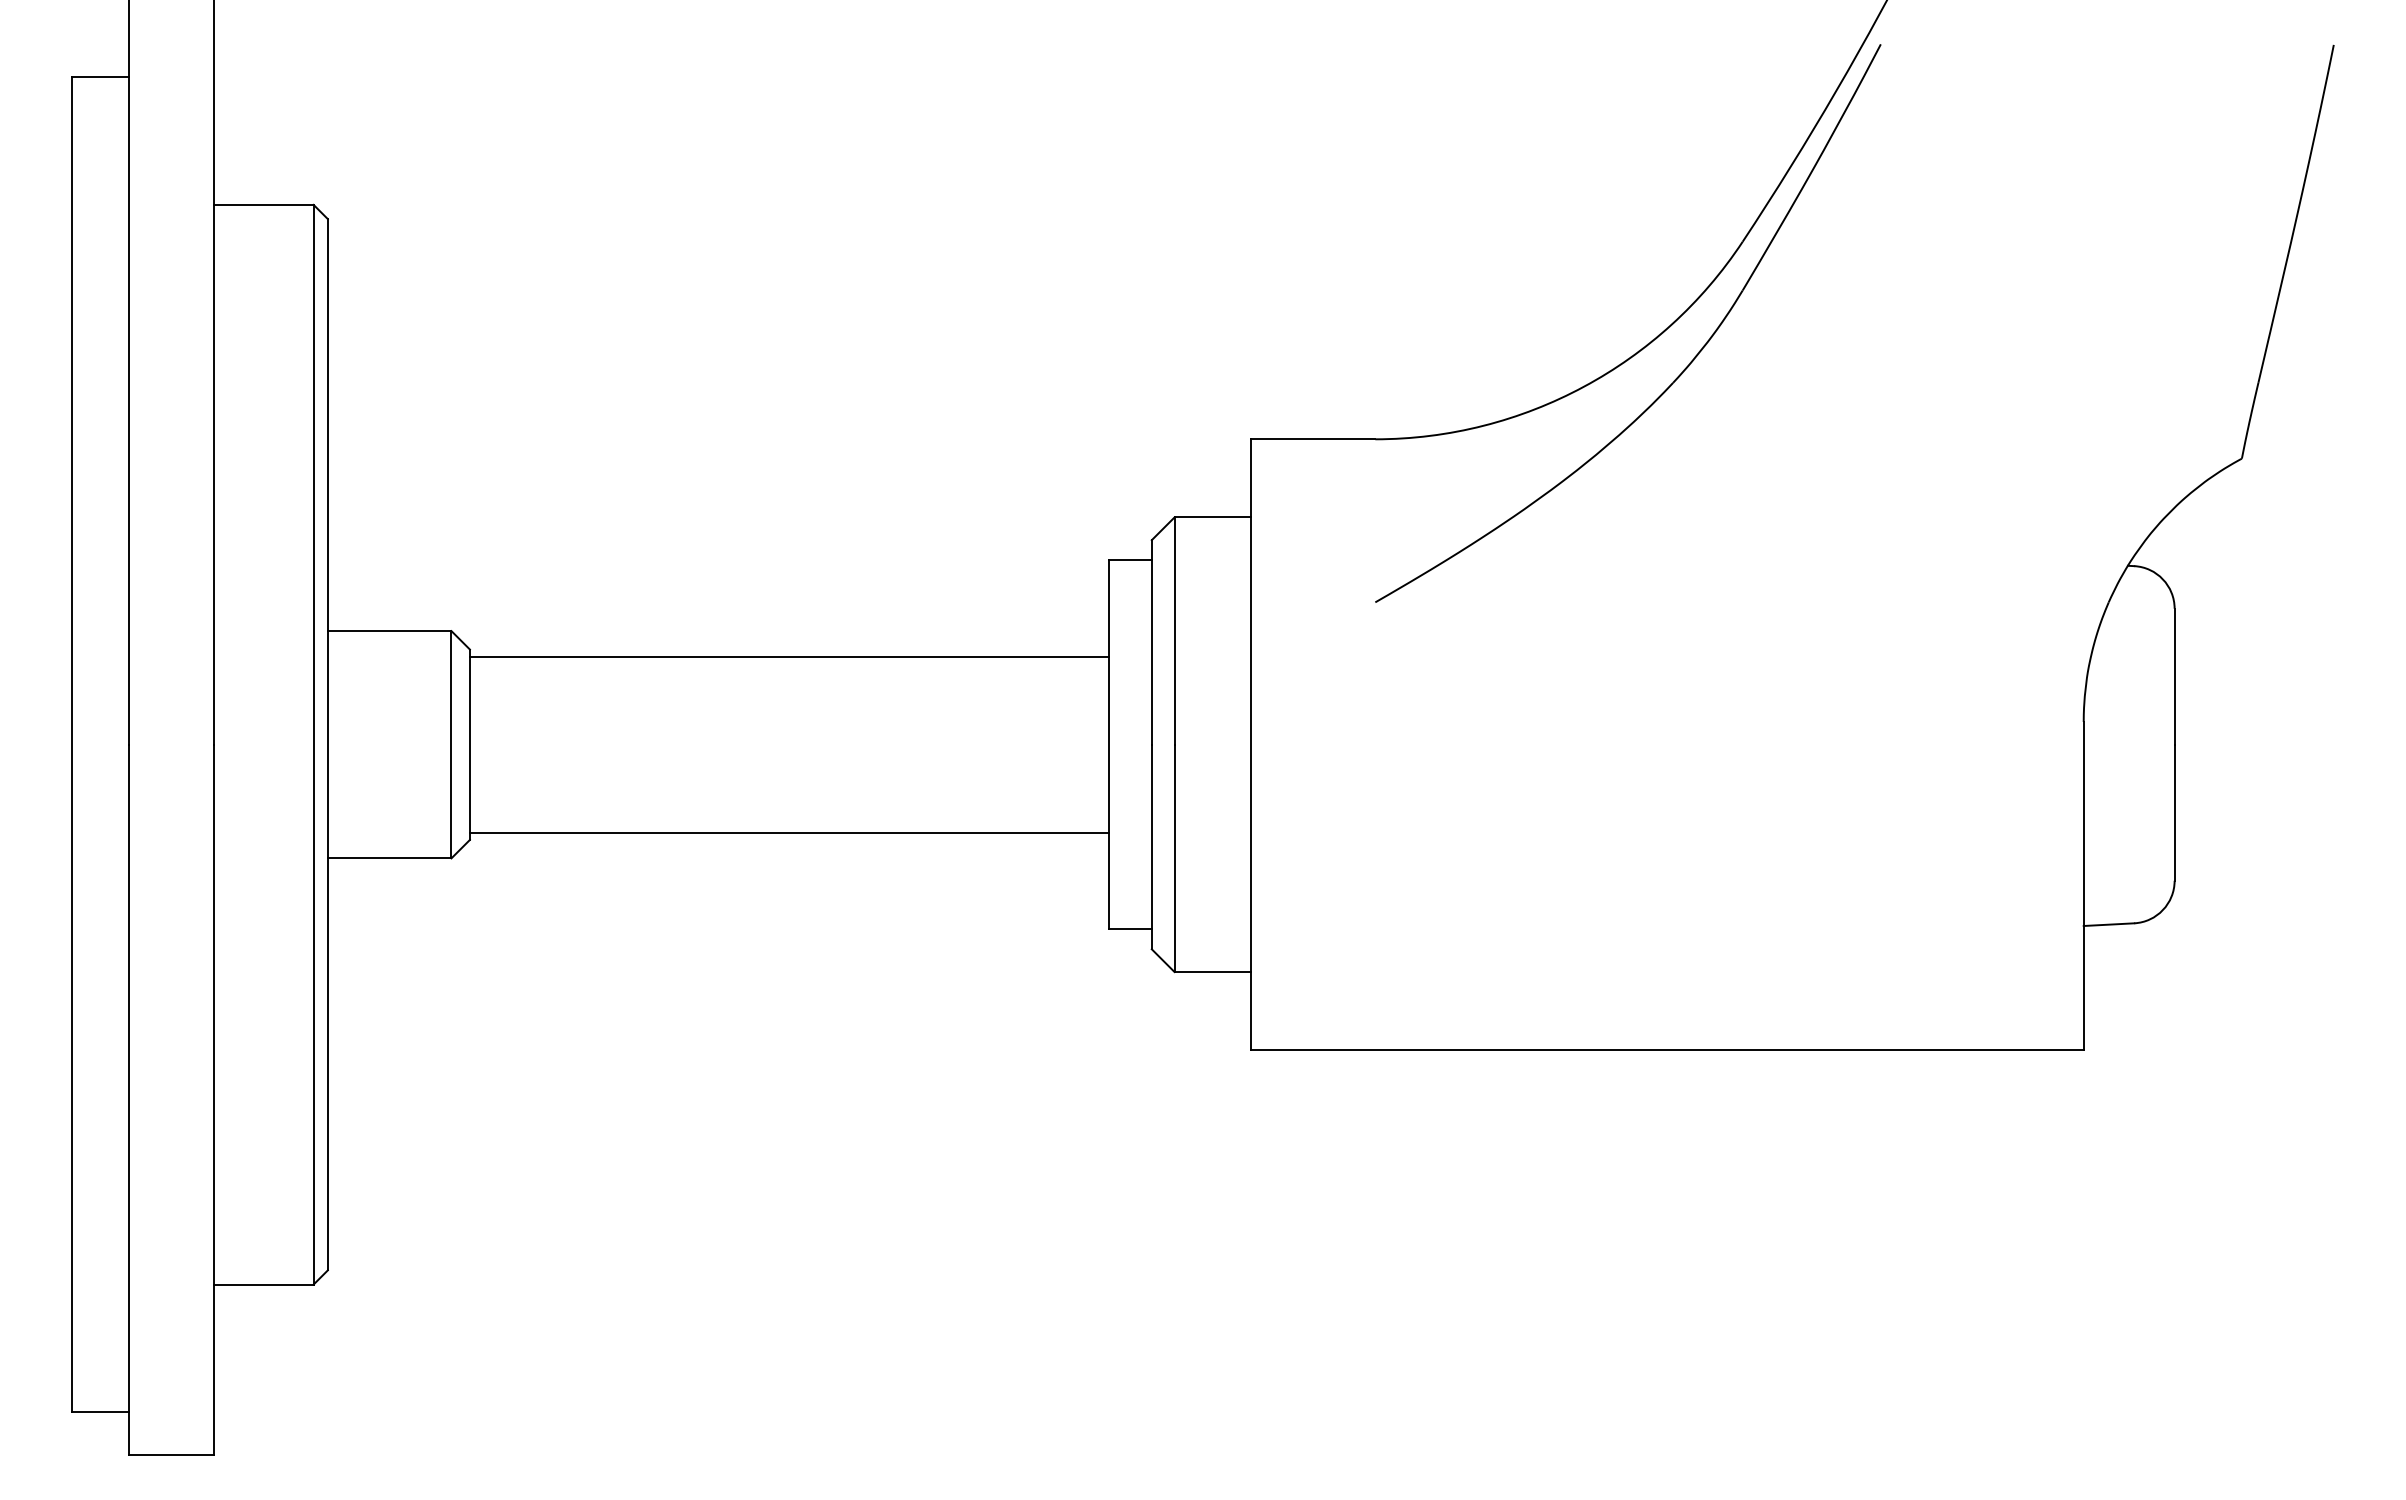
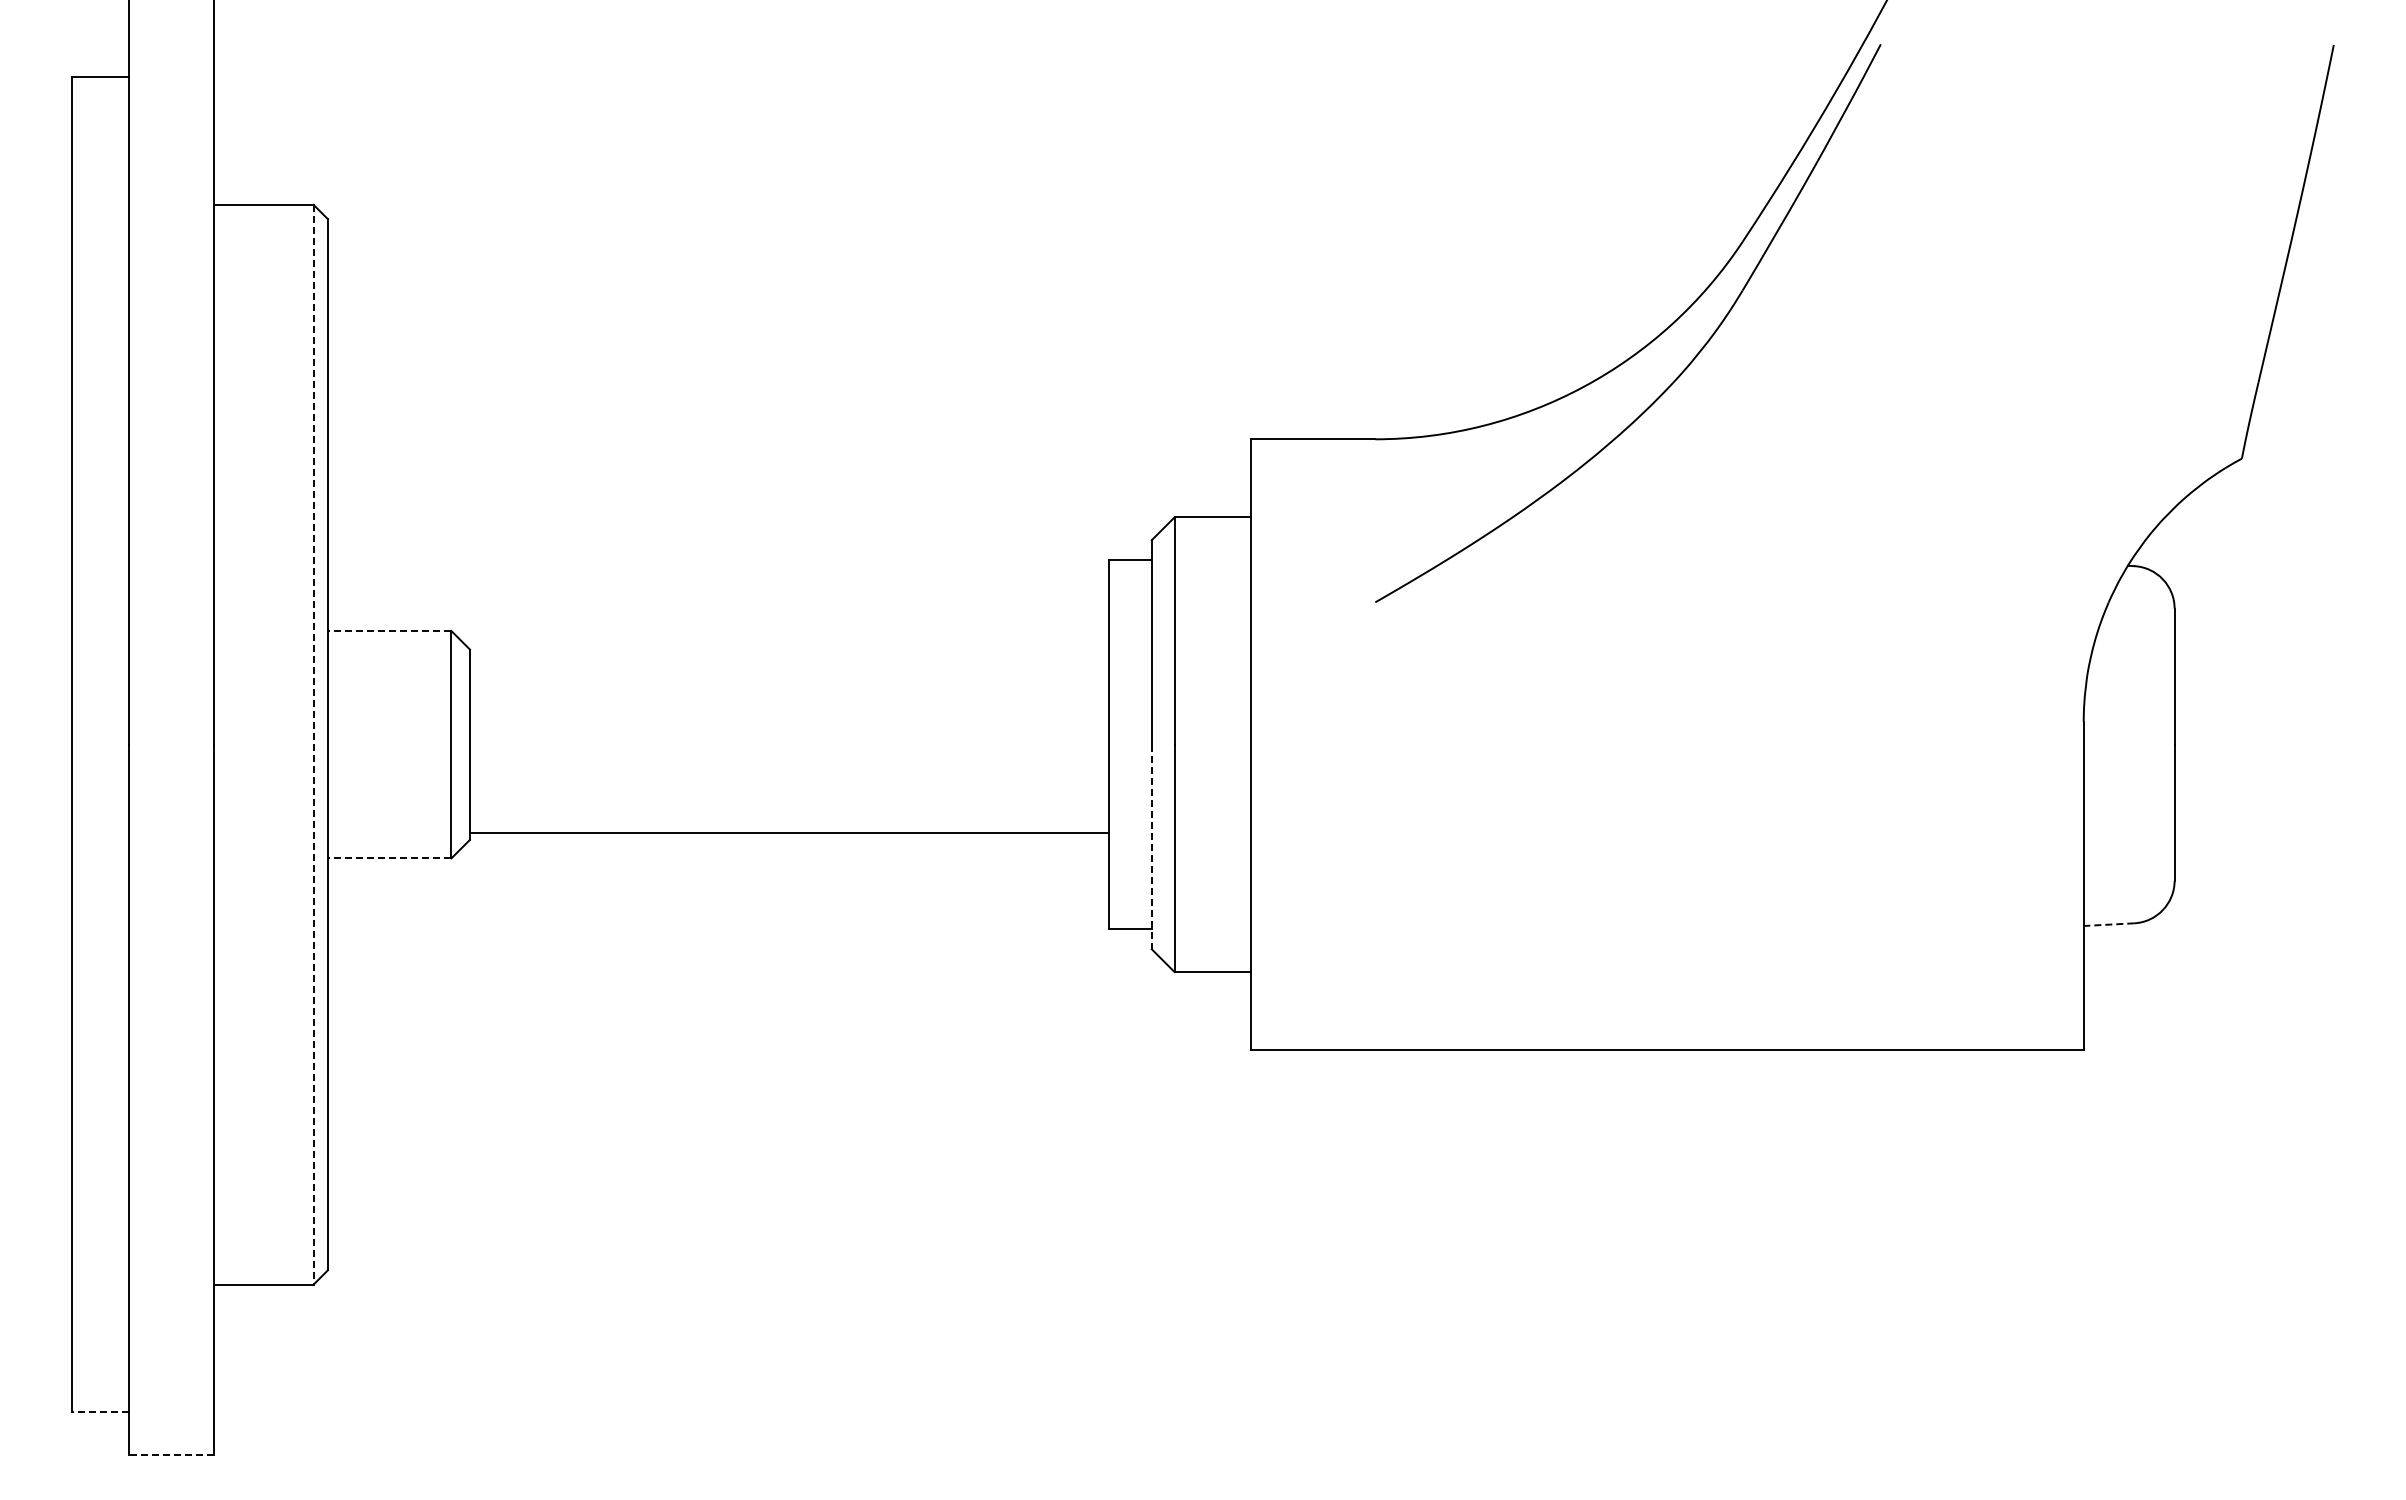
line: solid -> dashed (389, 631)
line: present -> none (789, 656)
line: solid -> dashed (313, 744)
line: solid -> dashed (1151, 847)
line: solid -> dashed (389, 858)
line: solid -> dashed (2108, 924)
line: solid -> dashed (100, 1412)
line: solid -> dashed (171, 1455)
